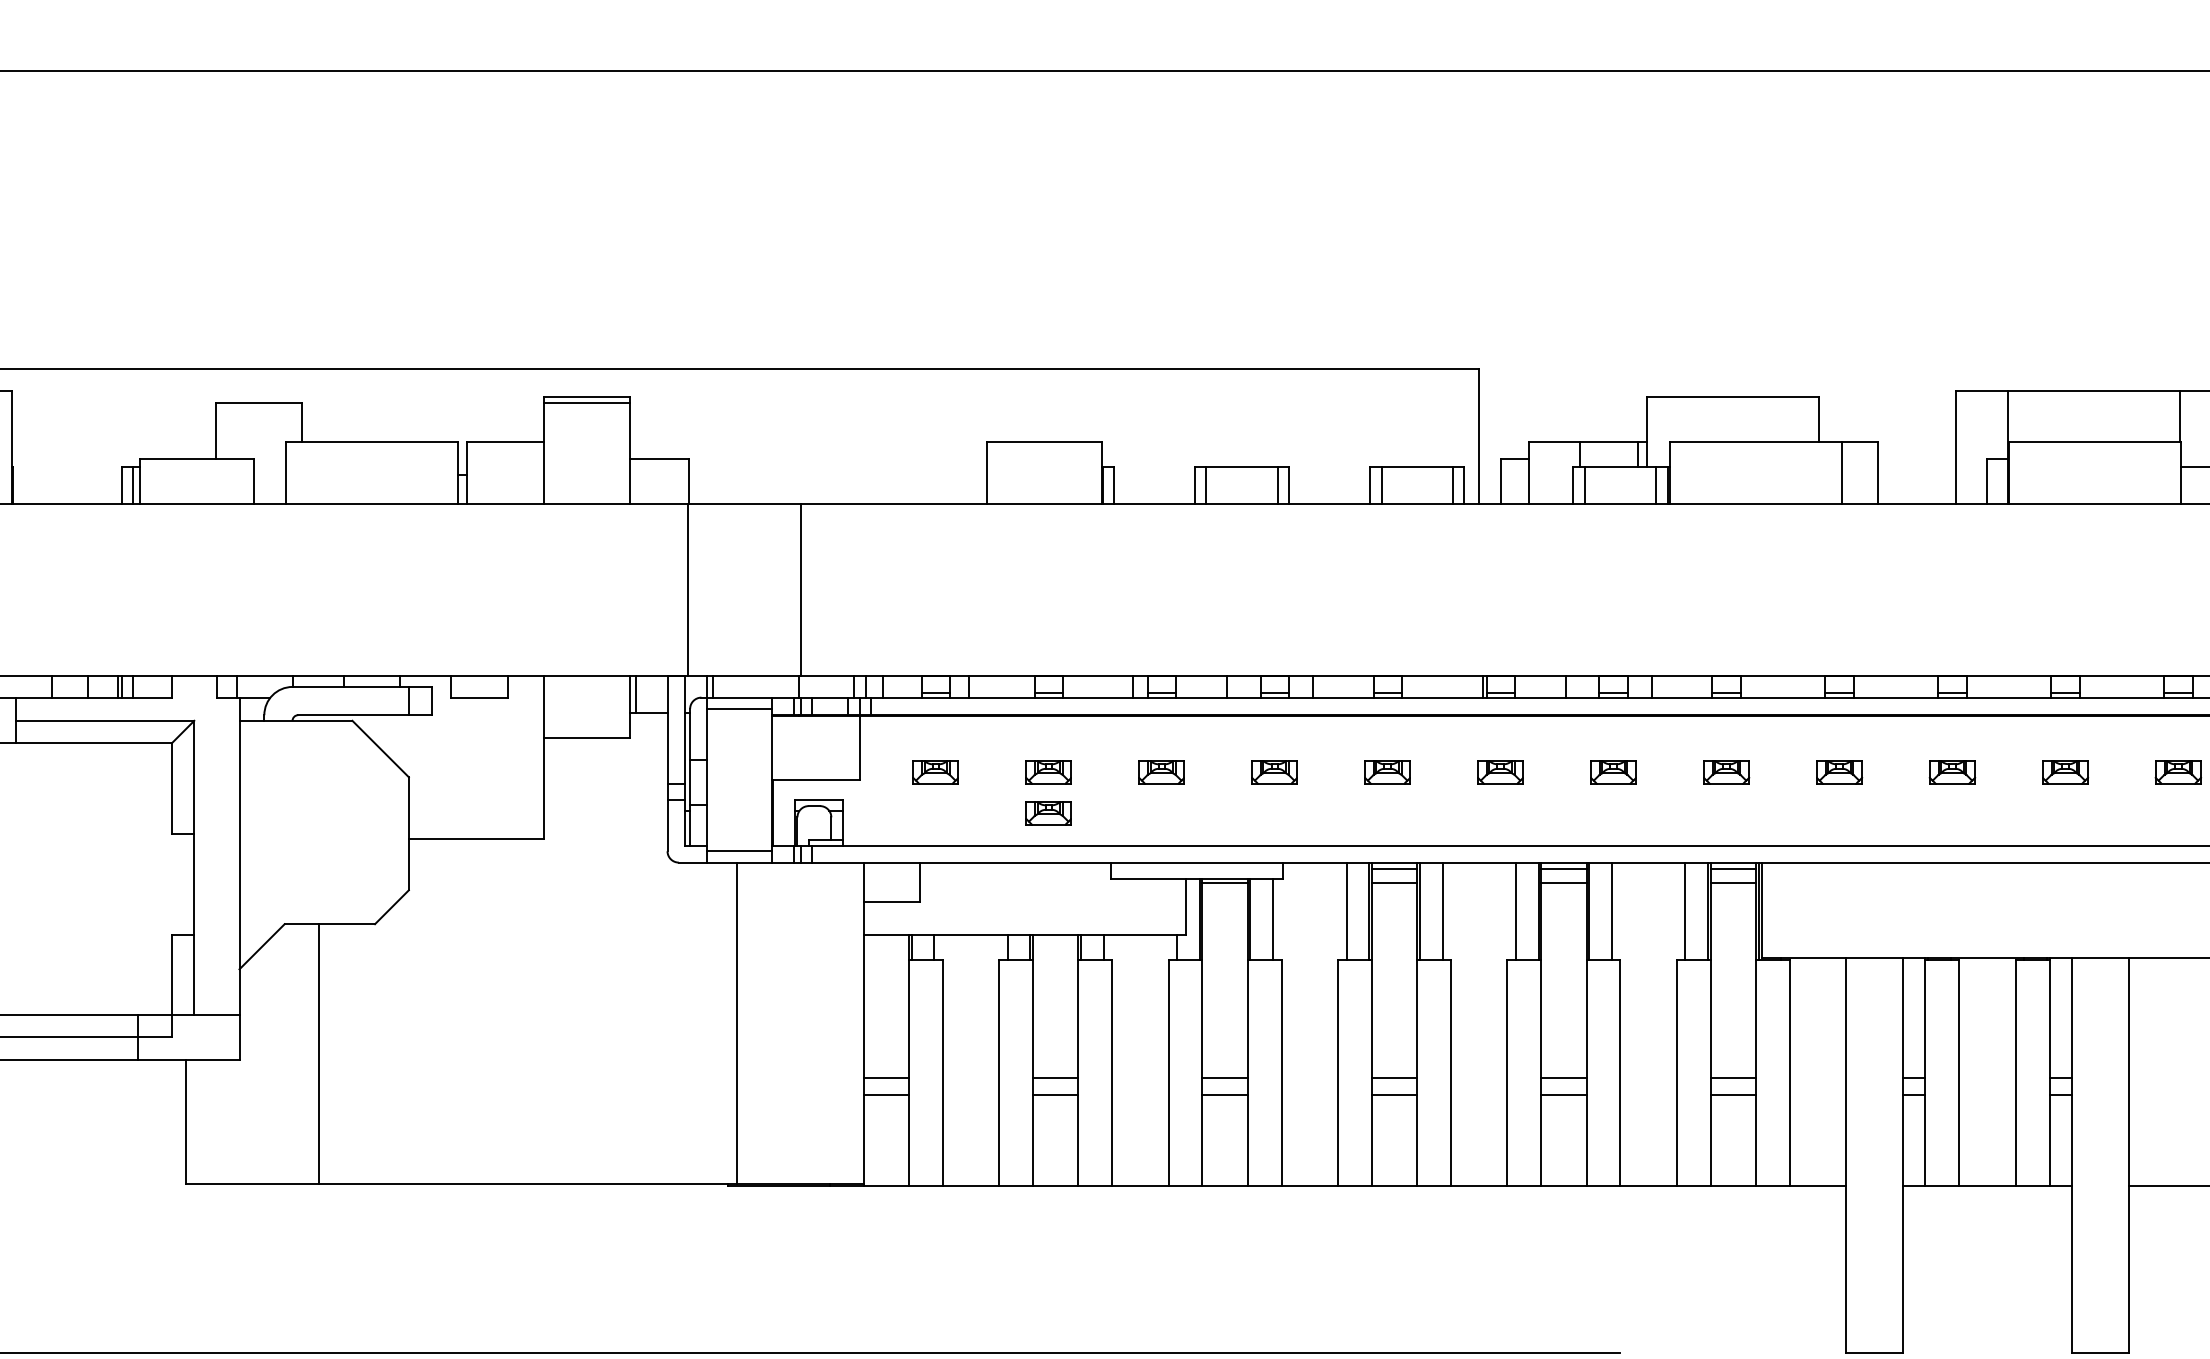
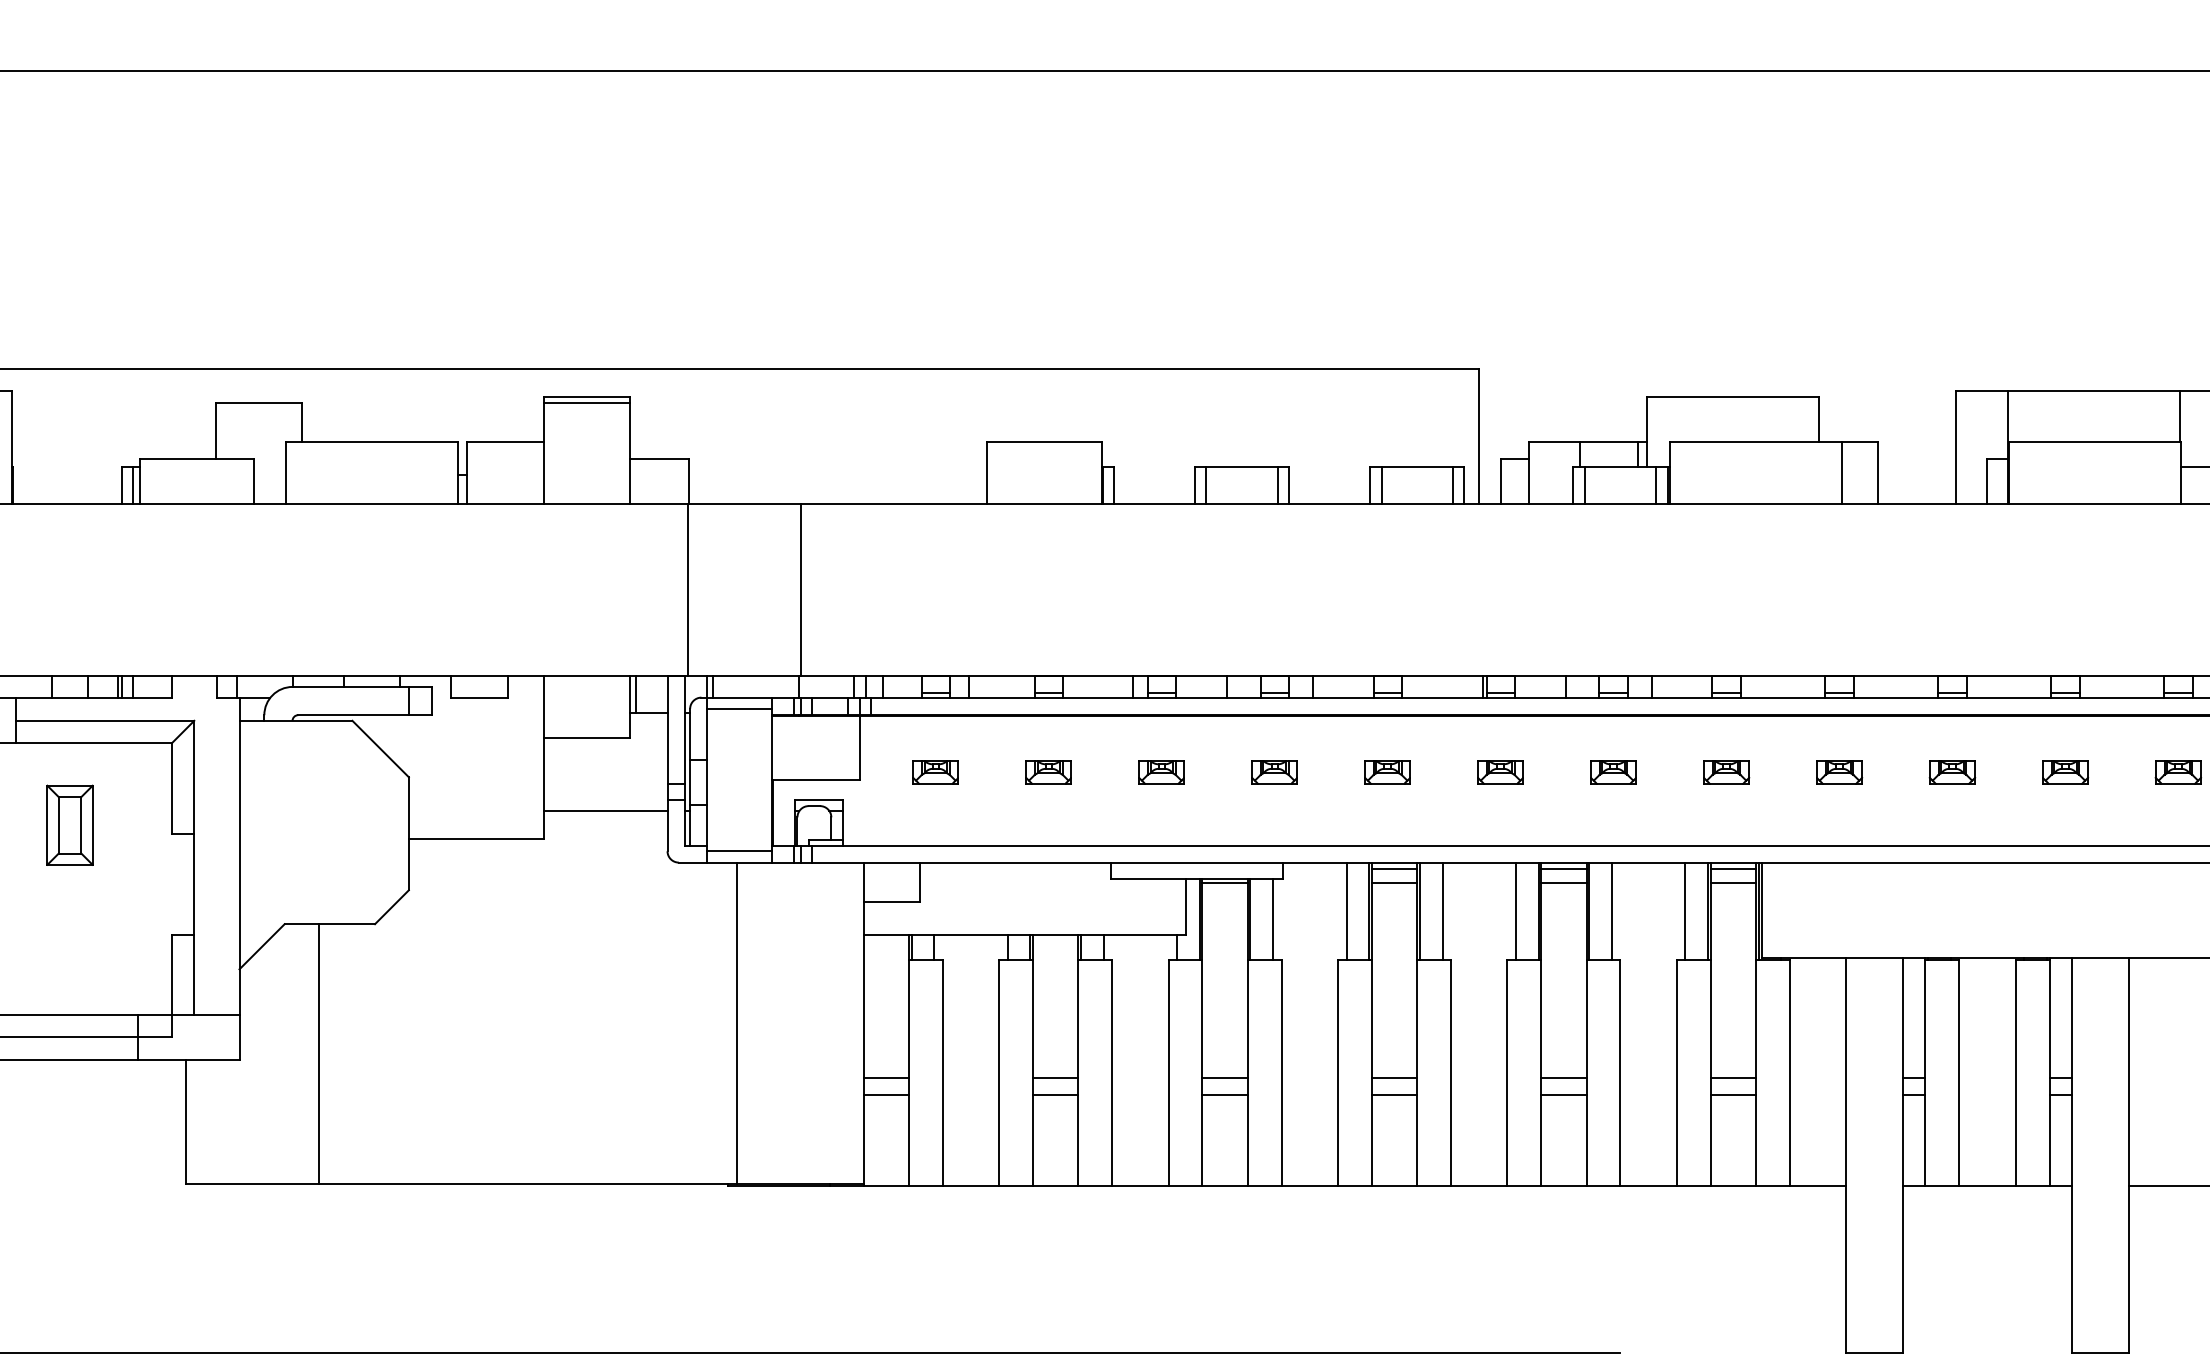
line: none -> present (605, 811)
part: present -> none (1048, 813)
part: none -> present (69, 824)
